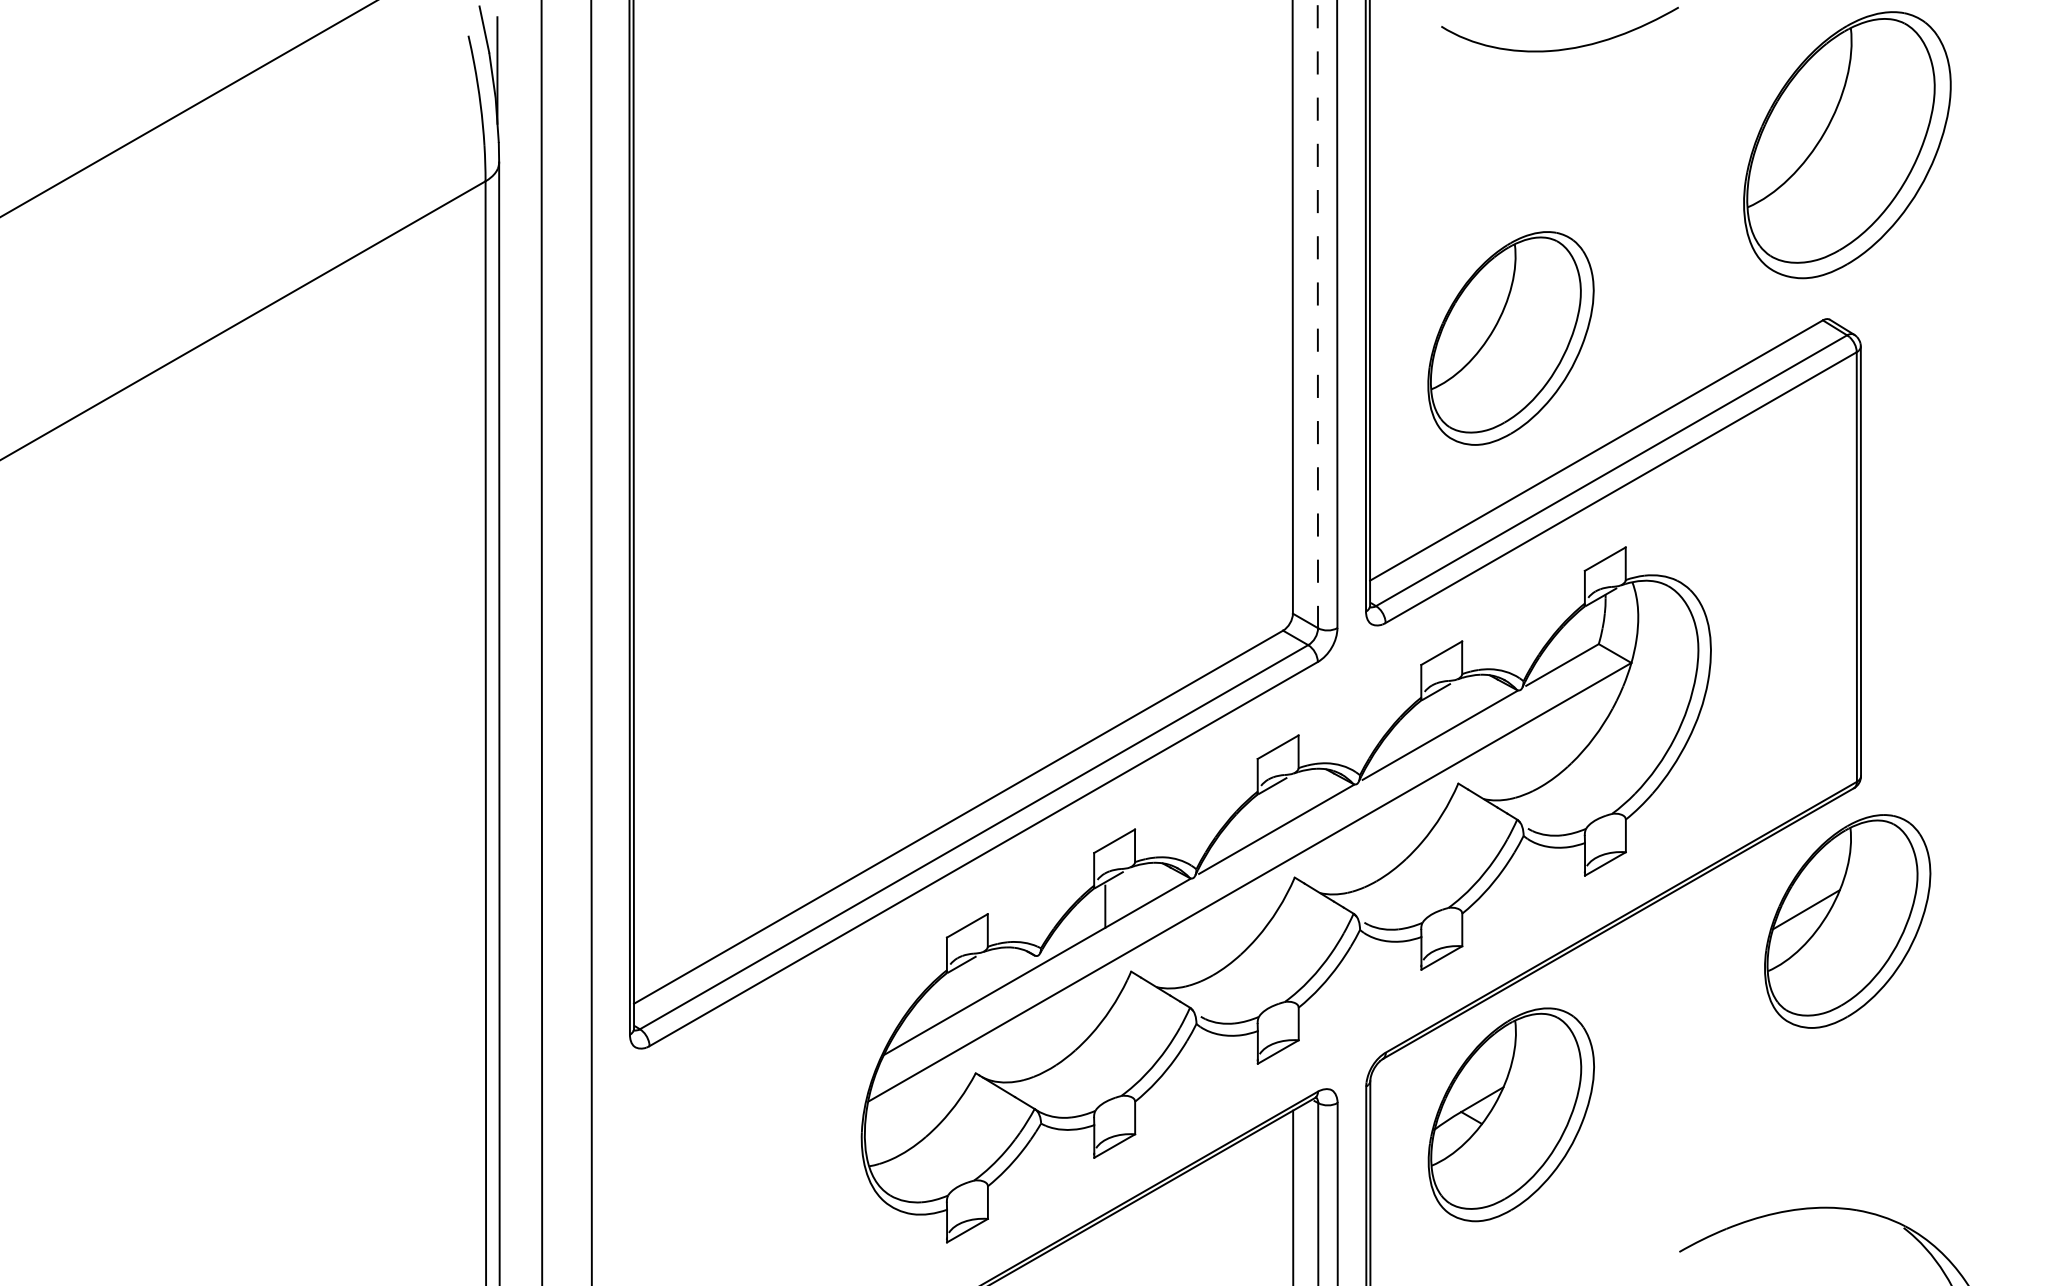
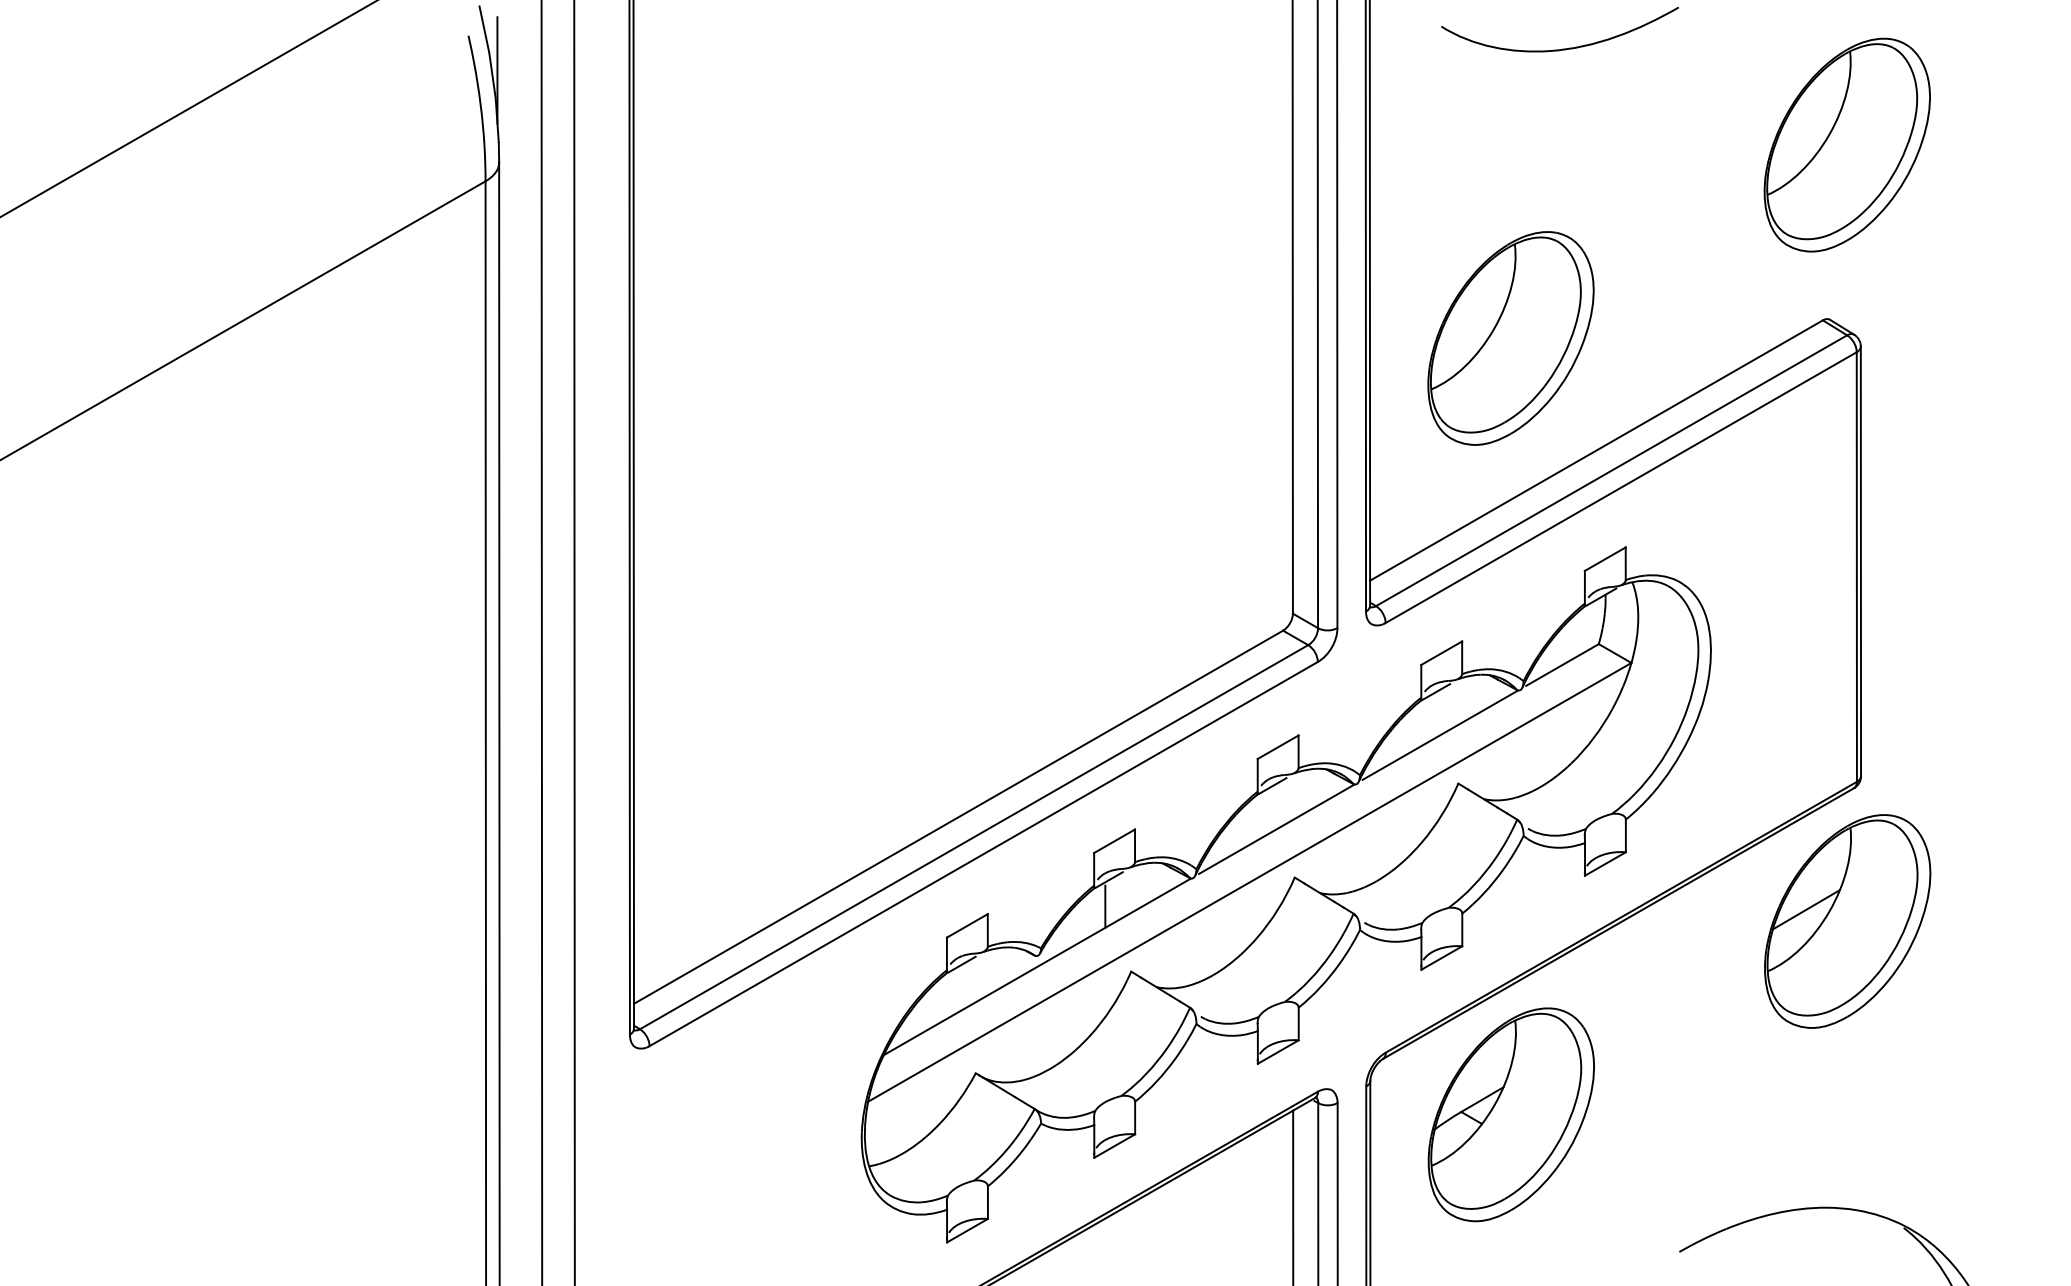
part size: 209x269 px -> 168x216 px (1846, 144)
line: dashed -> solid (1317, 314)
line position: (591, 642) -> (574, 642) (574, 642)
